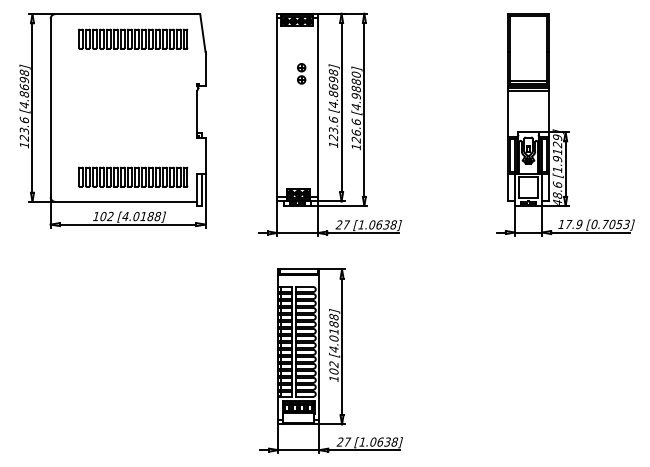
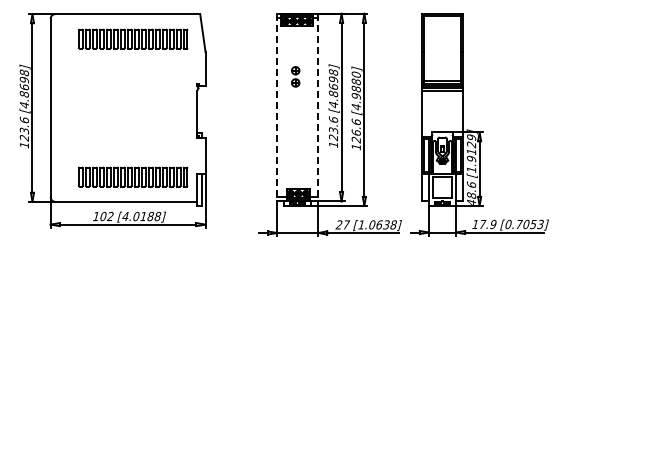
part position: (301, 73) -> (295, 76) (295, 76)
line: solid -> dashed (277, 107)
line: solid -> dashed (318, 107)
part position: (565, 131) -> (479, 131) (479, 131)
part: present -> none (330, 360)
